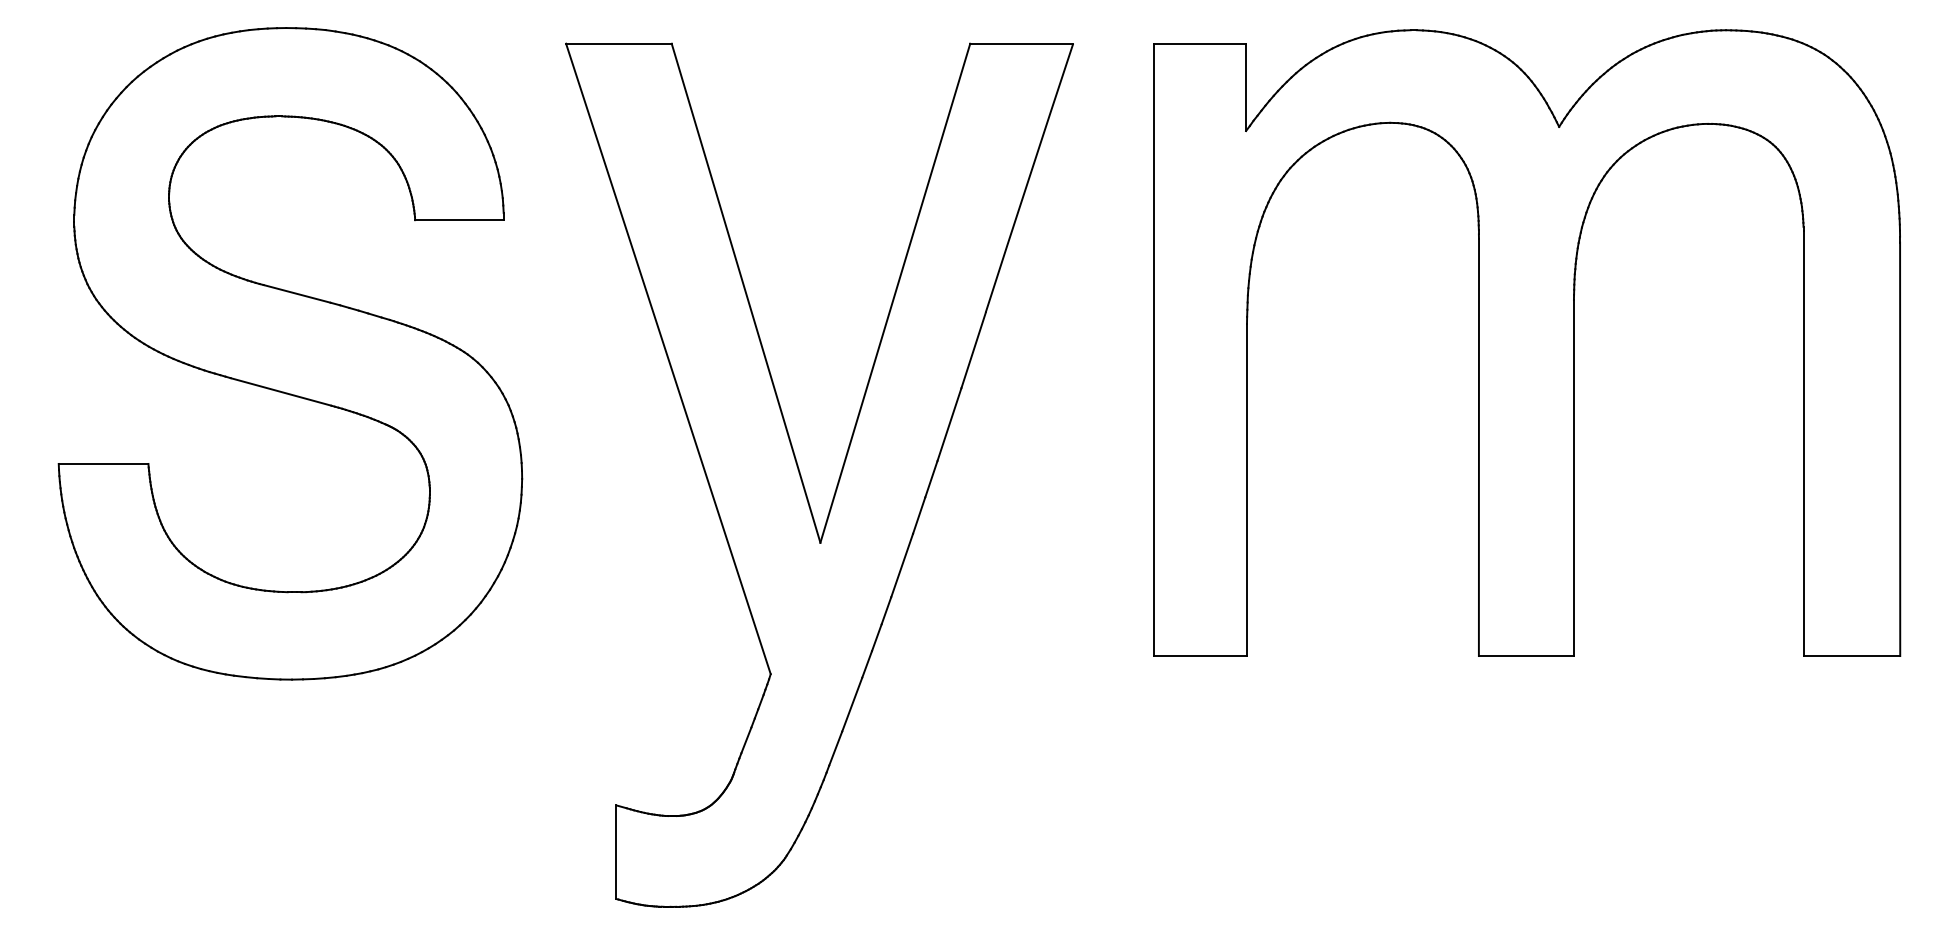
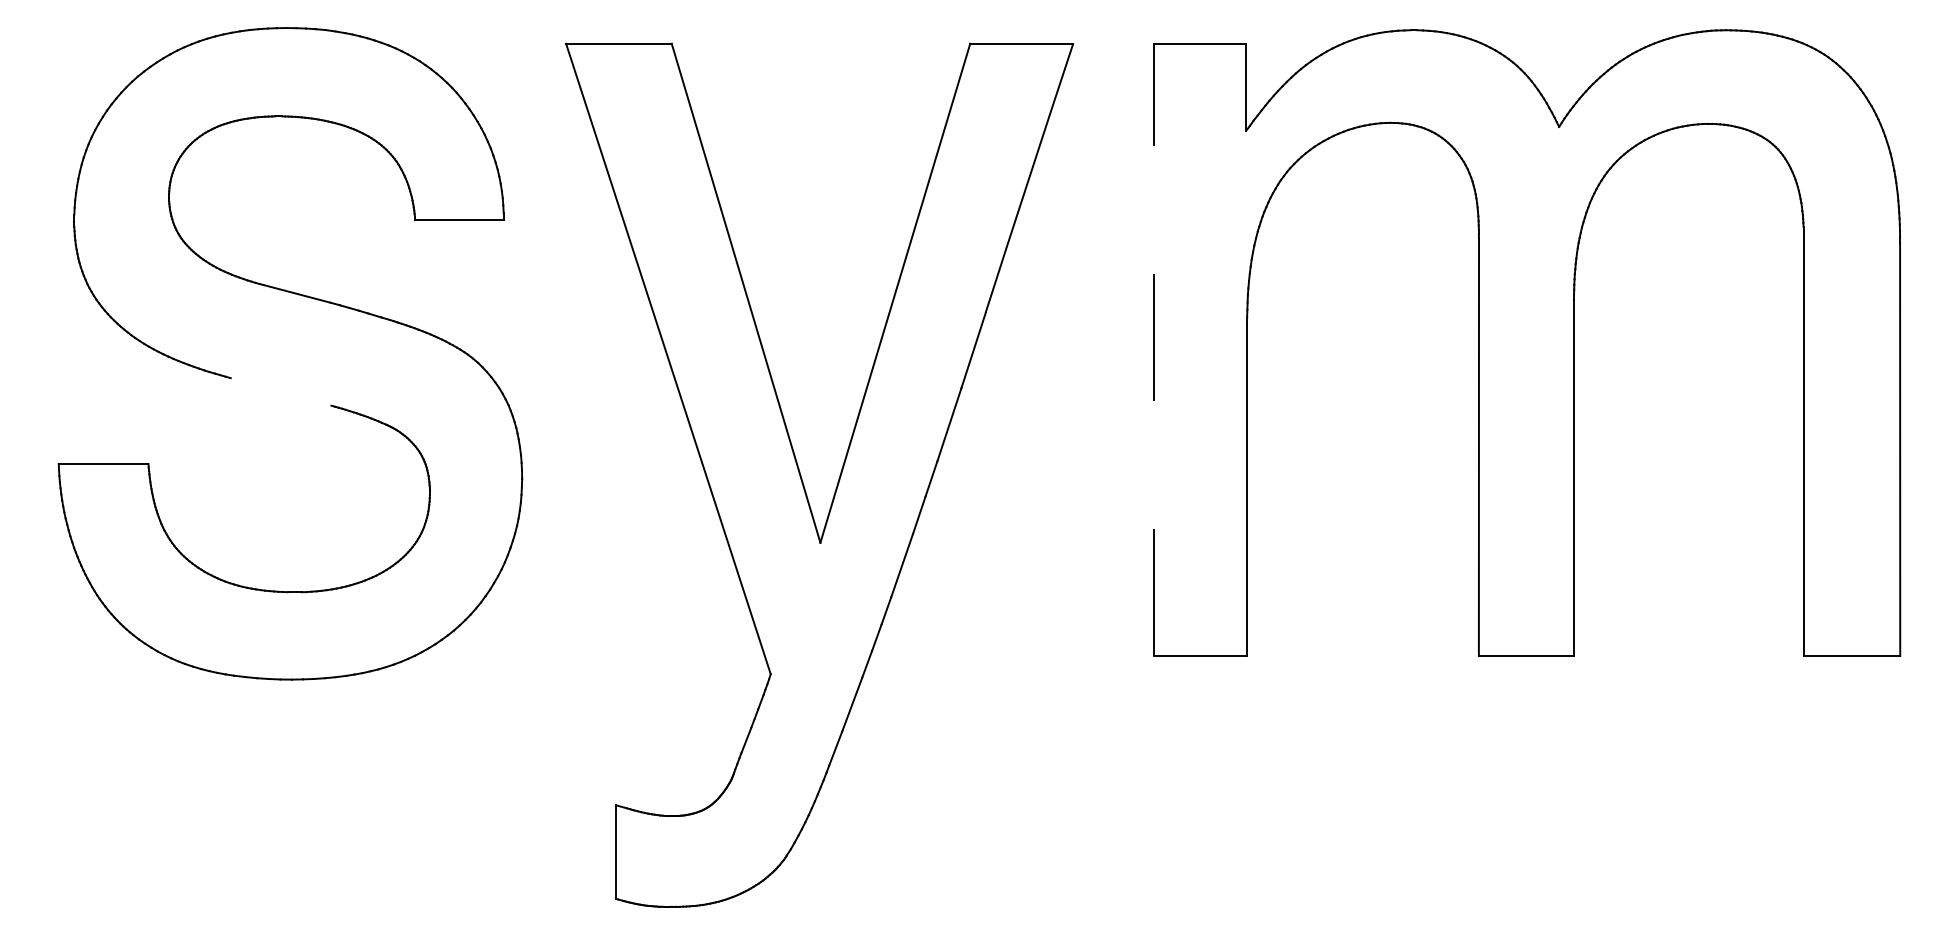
line: solid -> dashed (1153, 349)
line: present -> none (280, 391)
